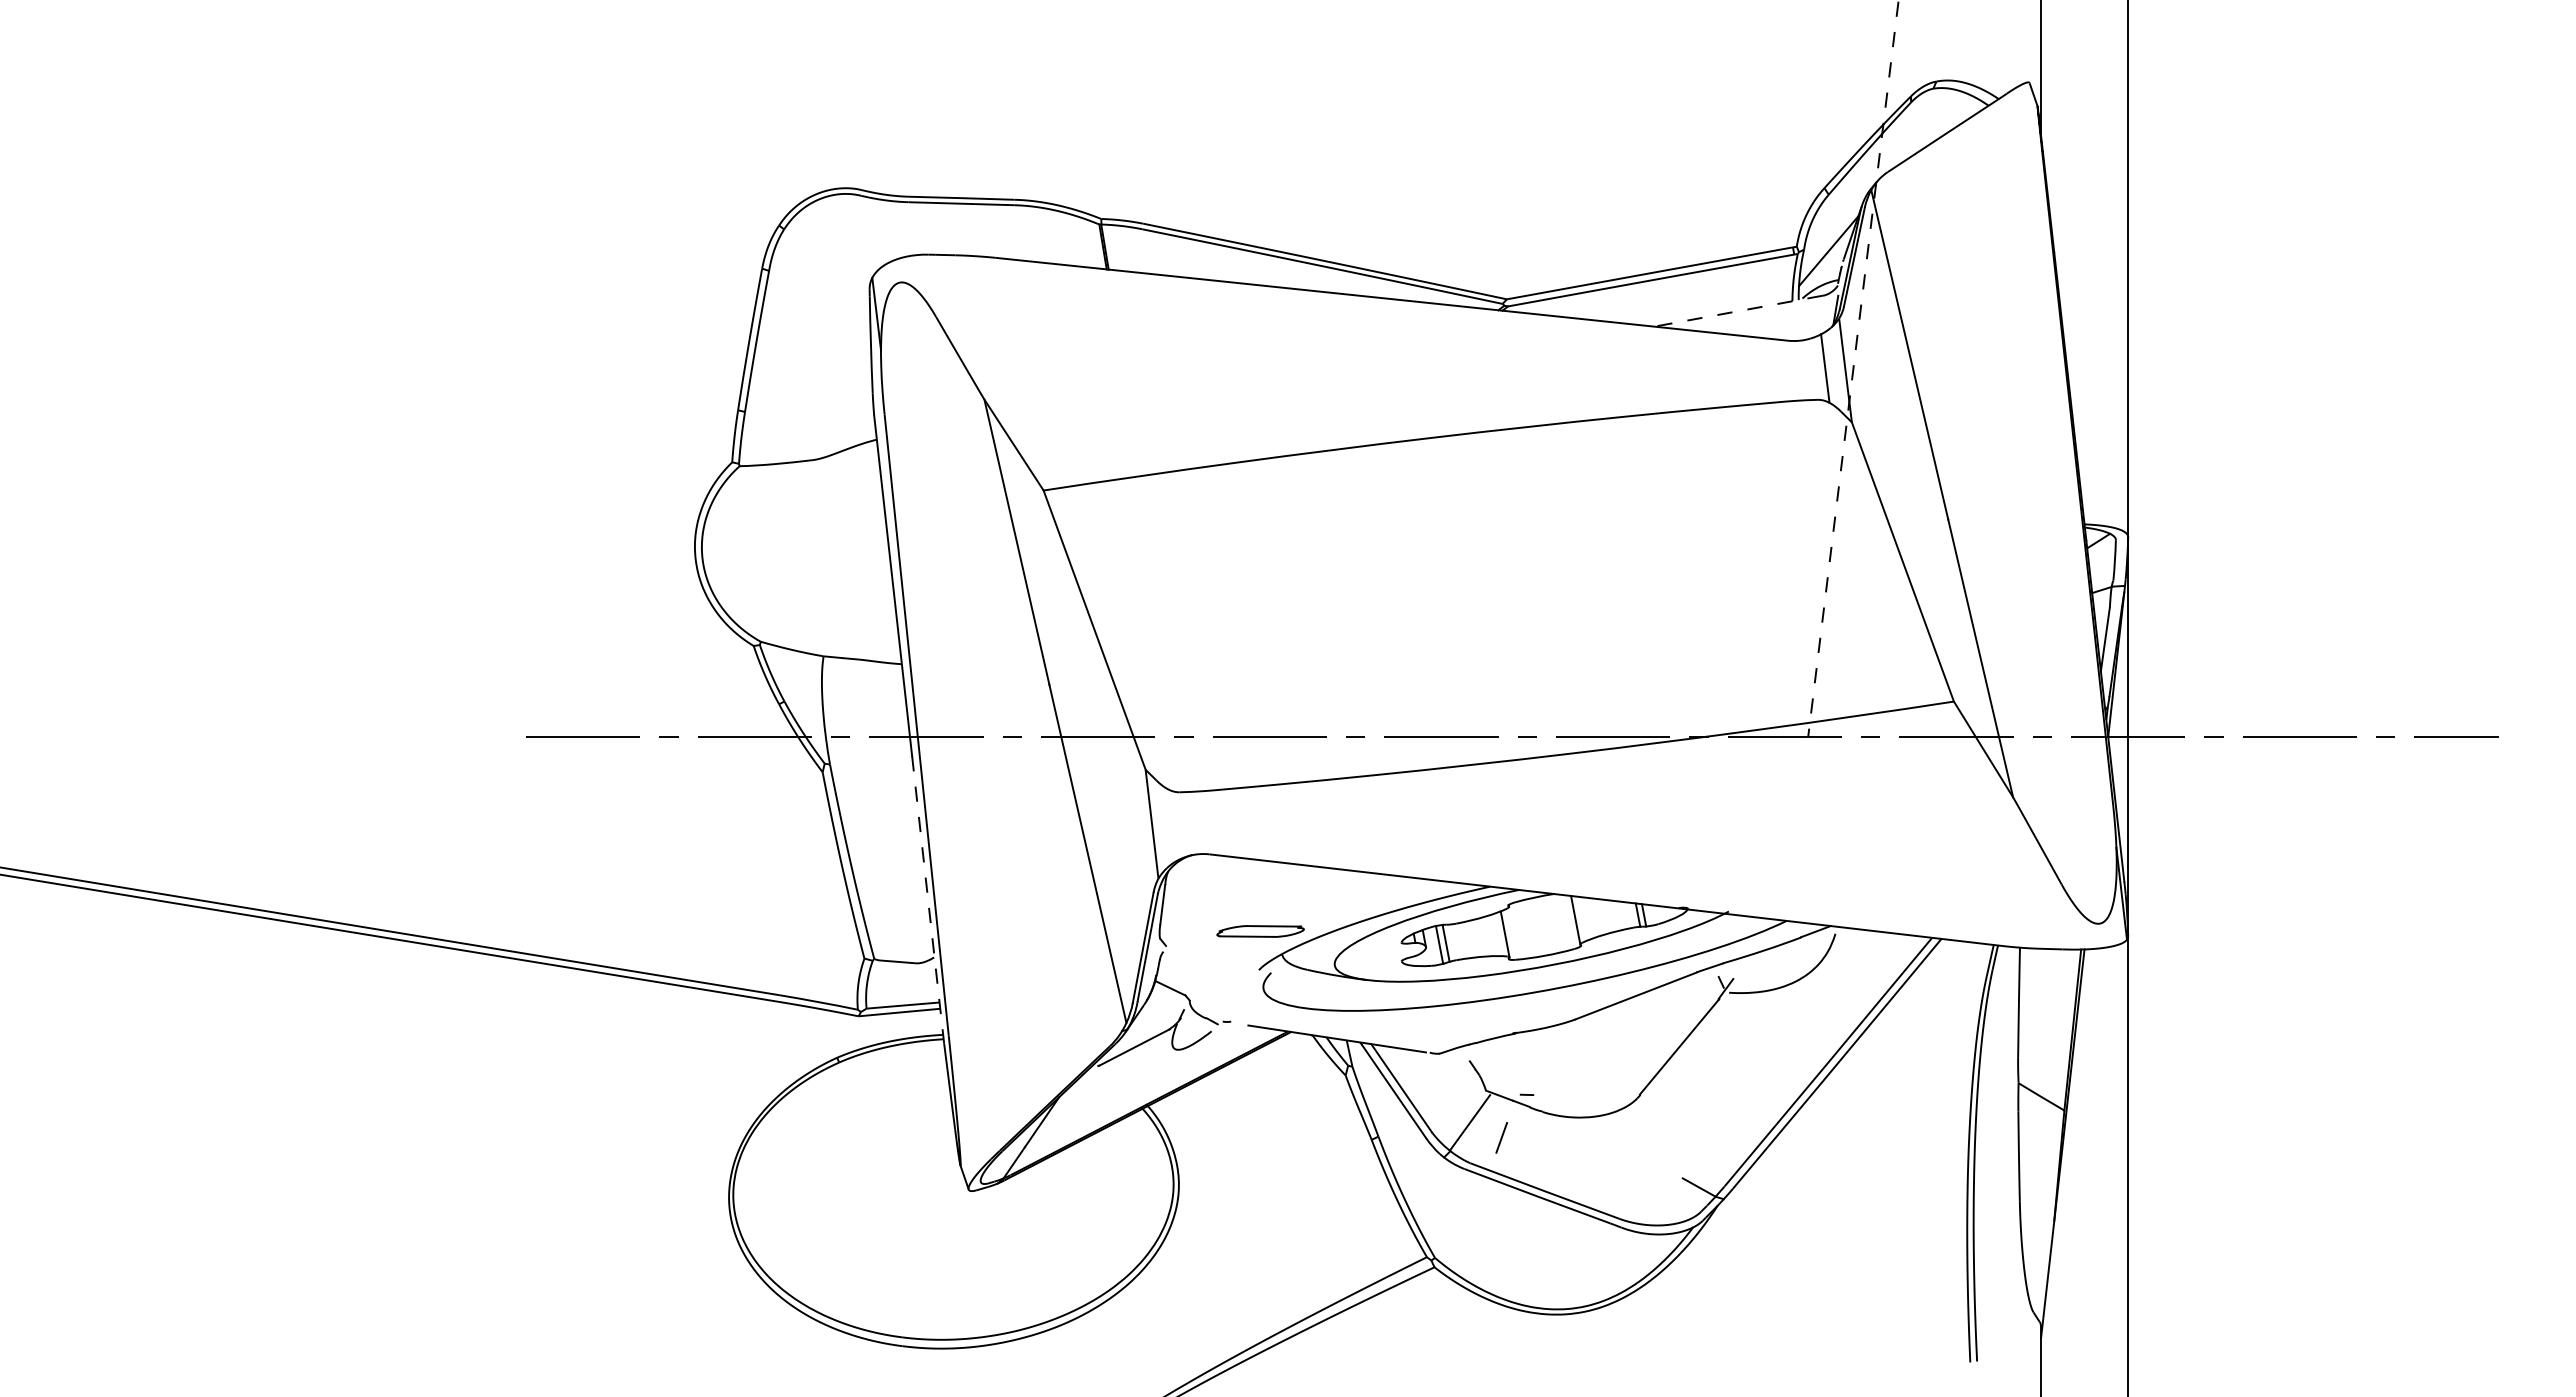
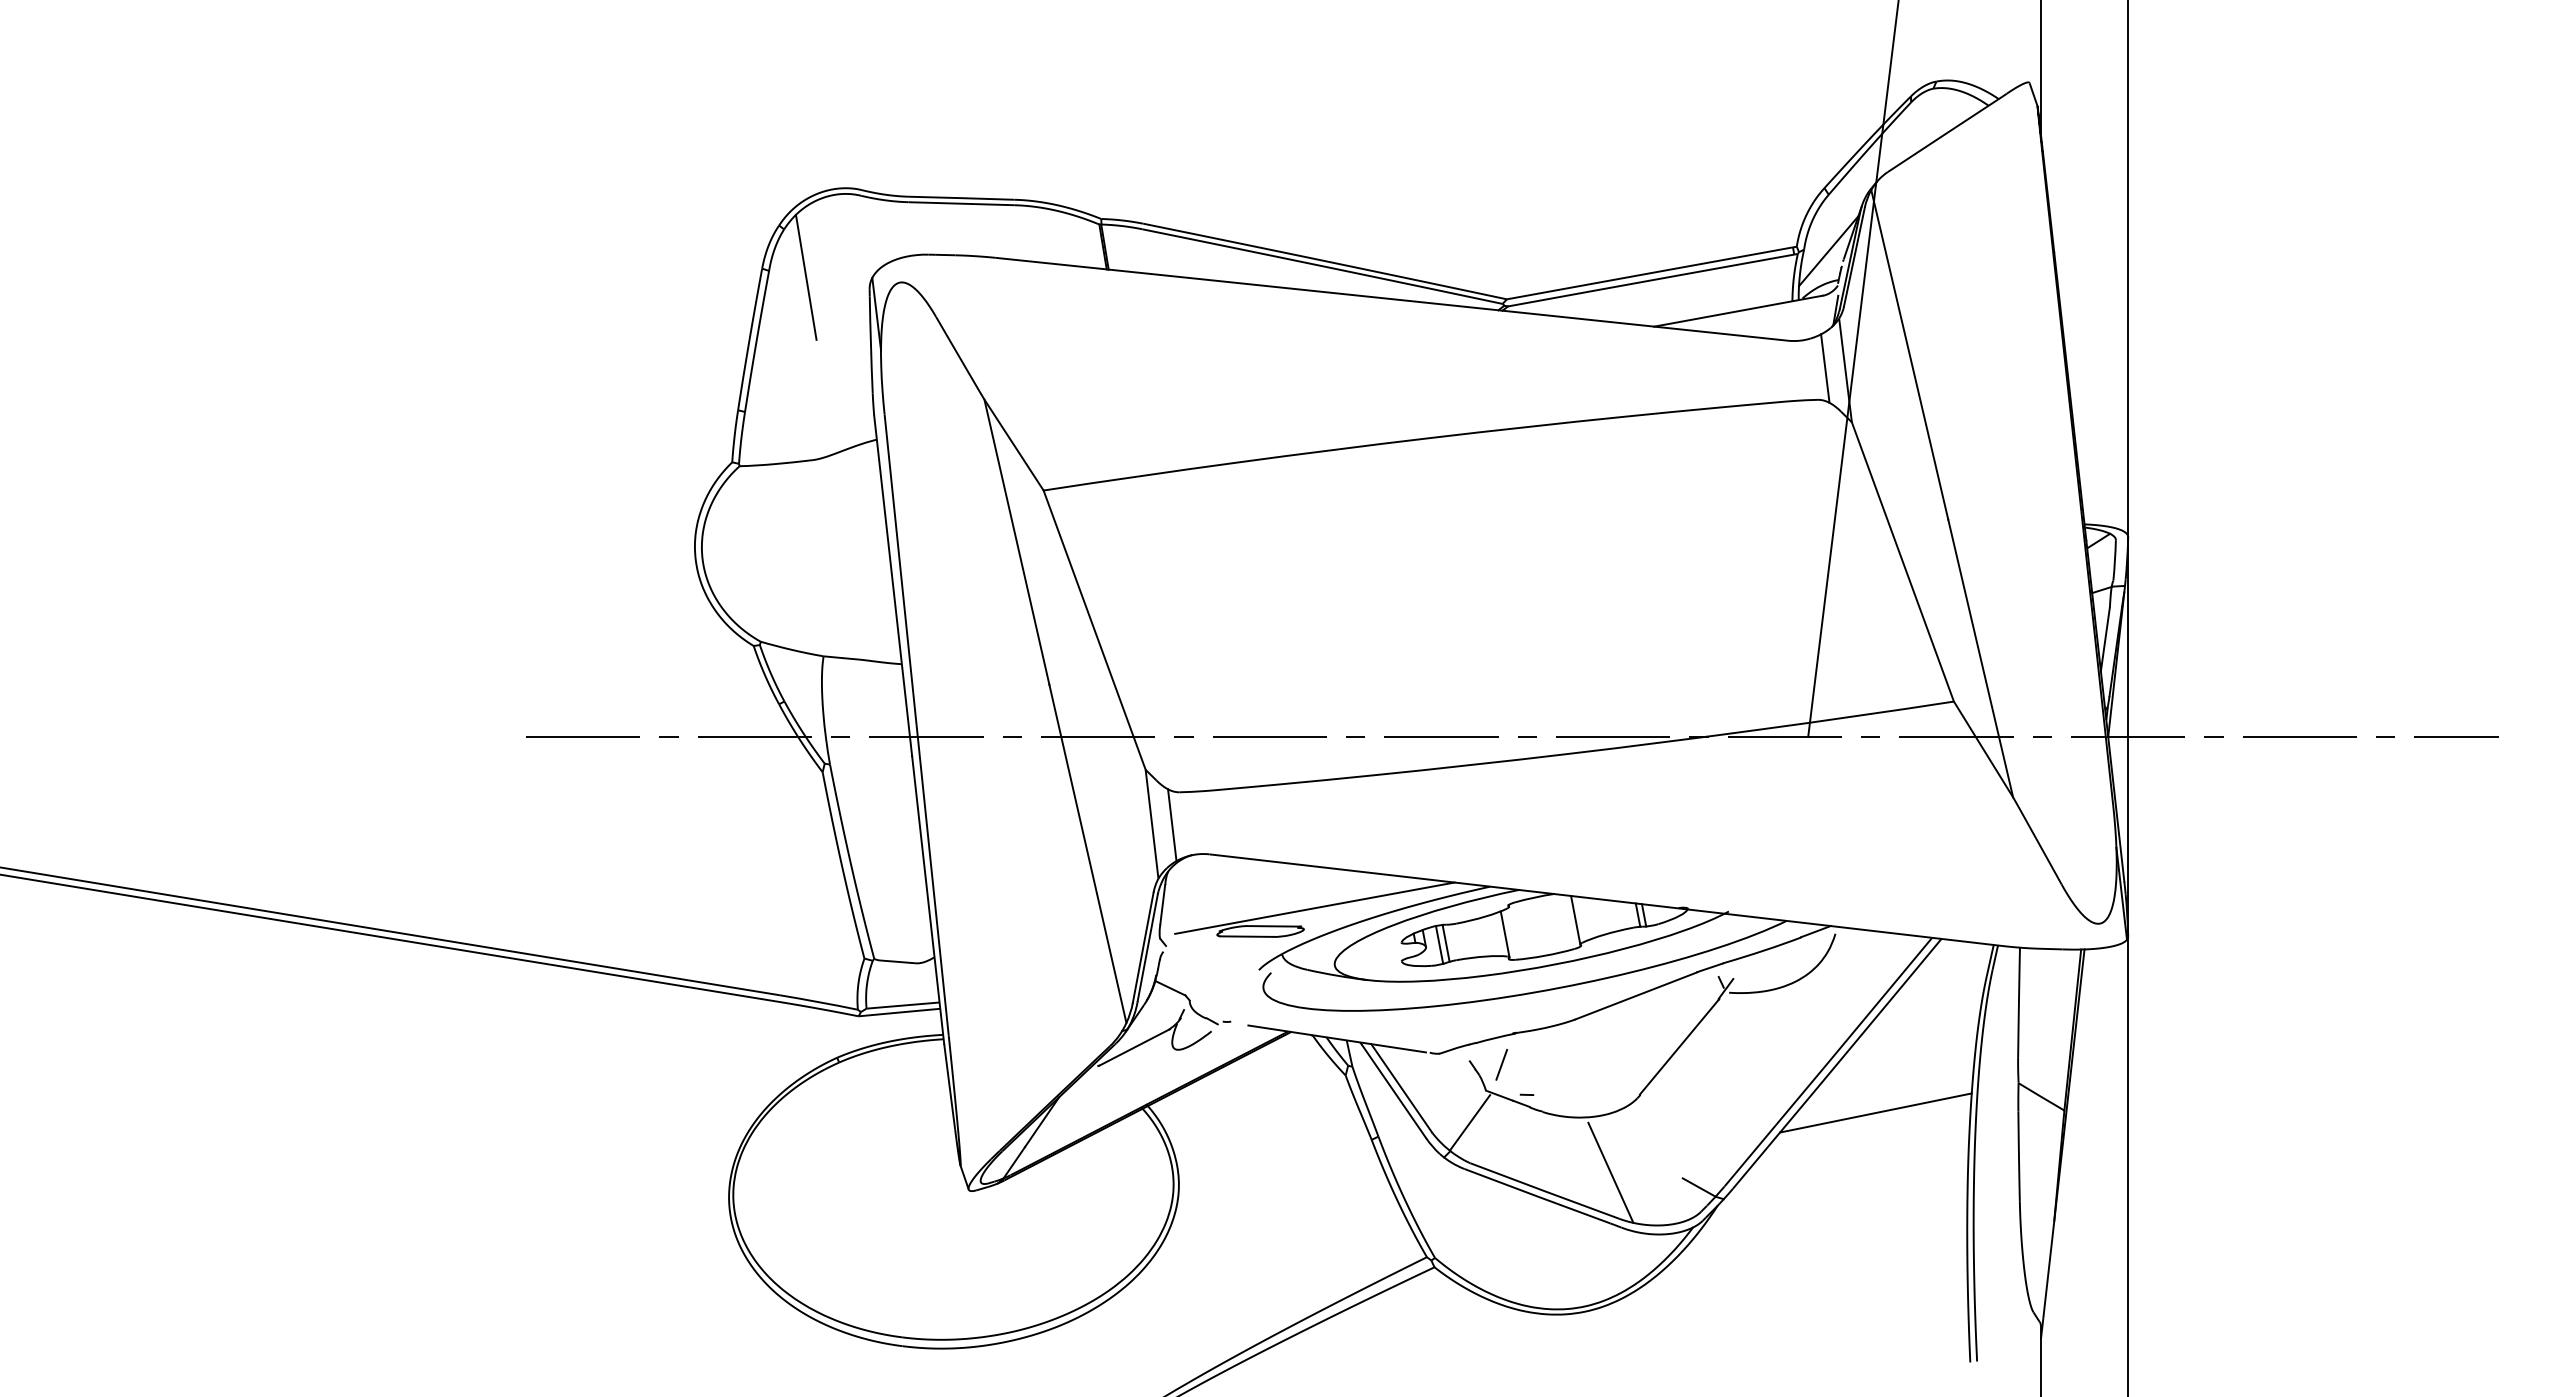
line: none -> present (805, 276)
line: dashed -> solid (1738, 311)
line: dashed -> solid (1853, 368)
line: none -> present (1172, 825)
line: dashed -> solid (928, 900)
line: none -> present (1314, 907)
line: none -> present (1875, 1112)
line position: (1501, 1137) -> (1501, 1064) (1501, 1064)
line: none -> present (1610, 1172)
